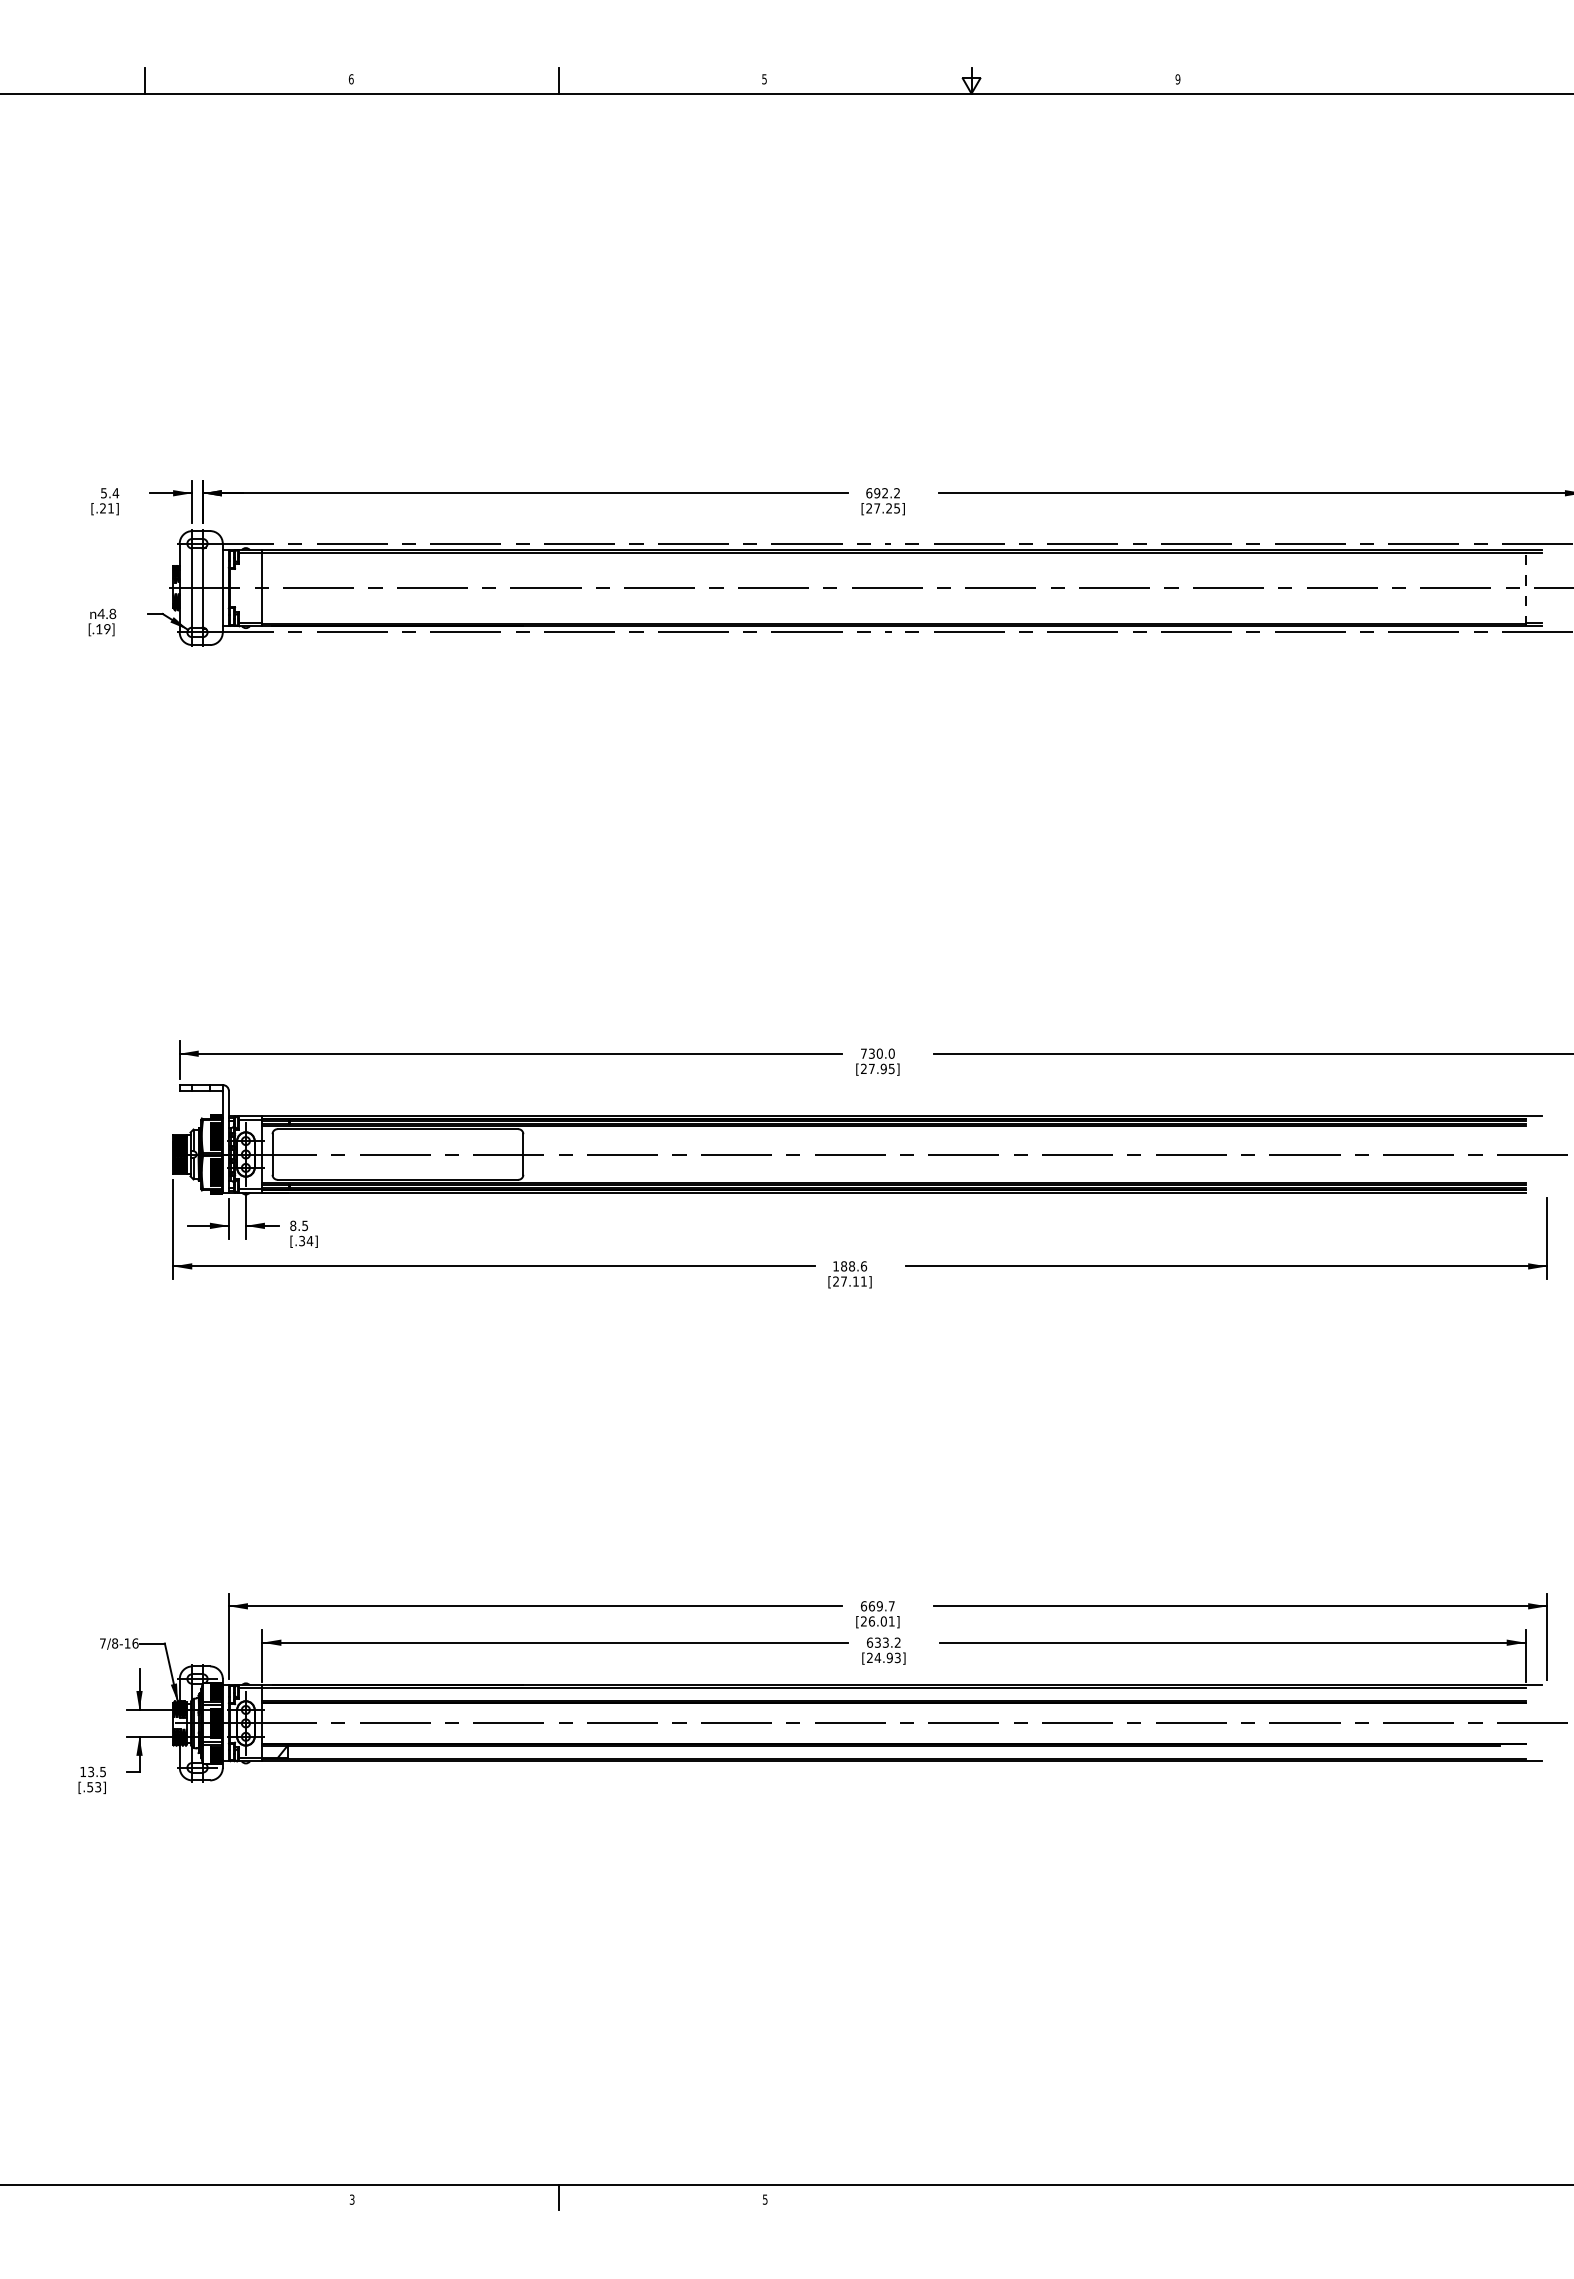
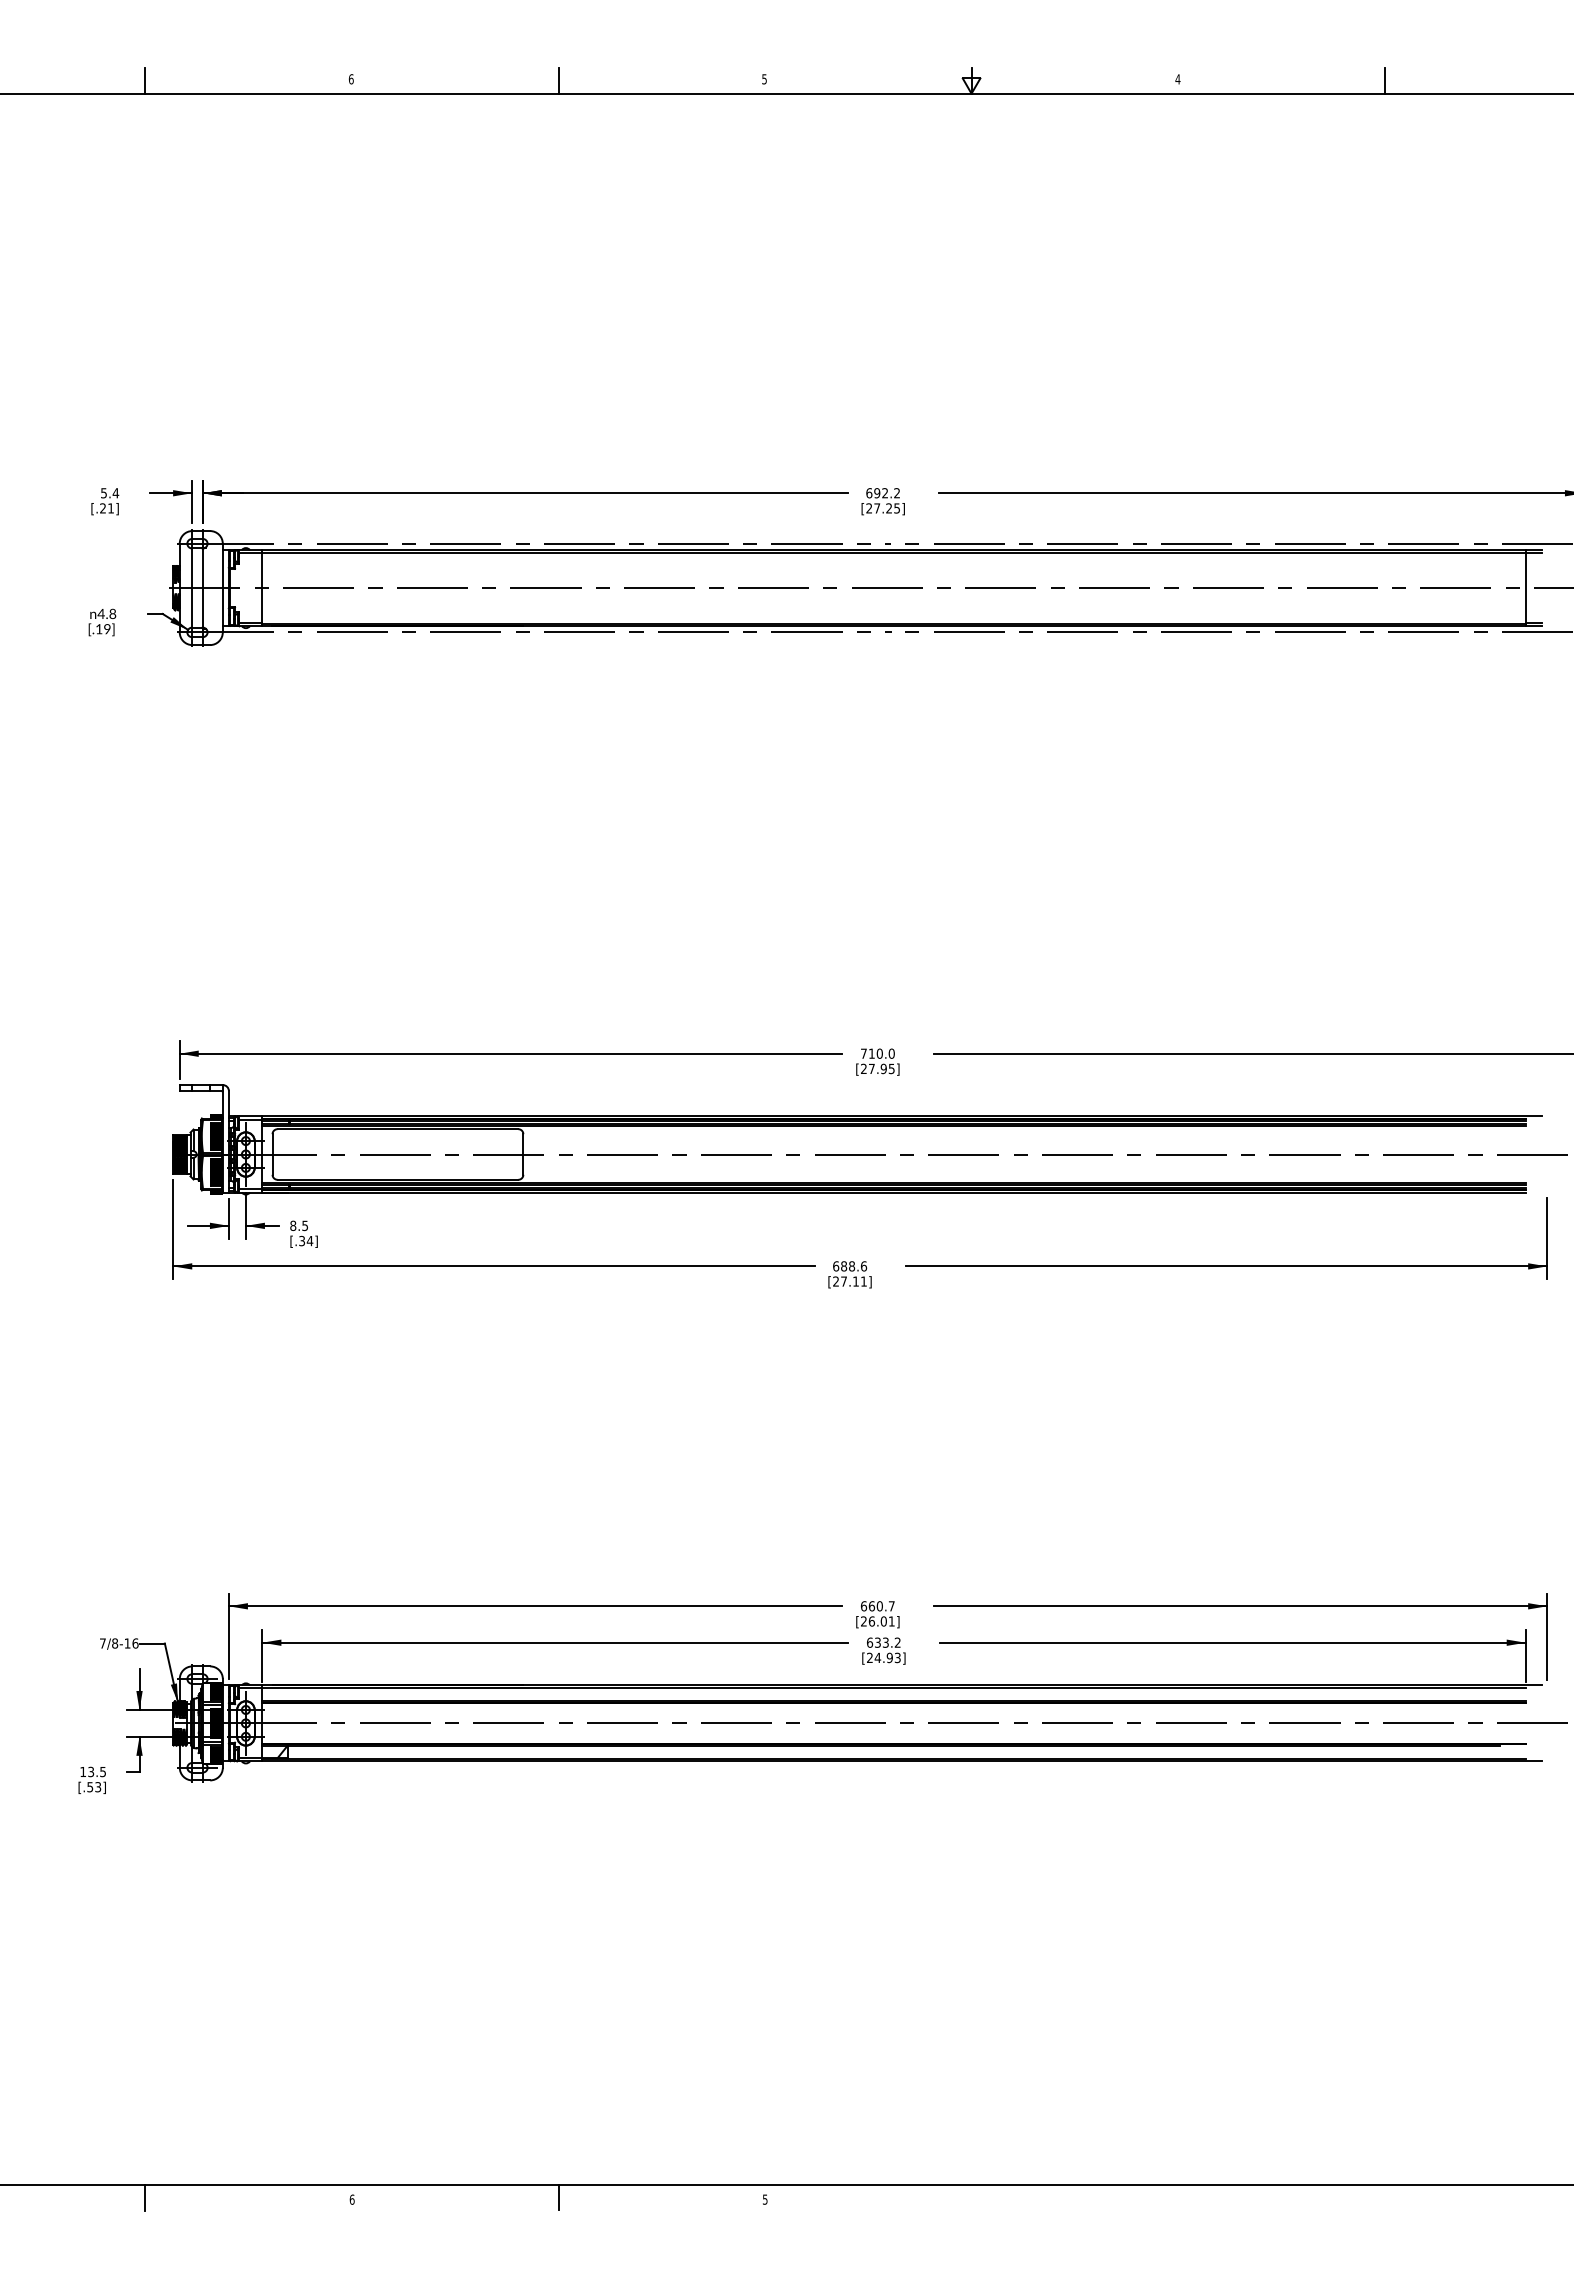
text: 9 -> 4 (1177, 79)
line: none -> present (1384, 80)
line: dashed -> solid (1525, 587)
text: 730.0 -> 710.0 (871, 1053)
text: 188.6 -> 688.6 (836, 1266)
text: 669.7 -> 660.7 (879, 1606)
line: none -> present (145, 2197)
text: 3 -> 6 (351, 2199)
